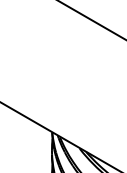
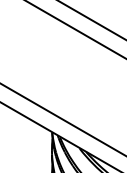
line: none -> present (75, 29)
line: none -> present (62, 119)
